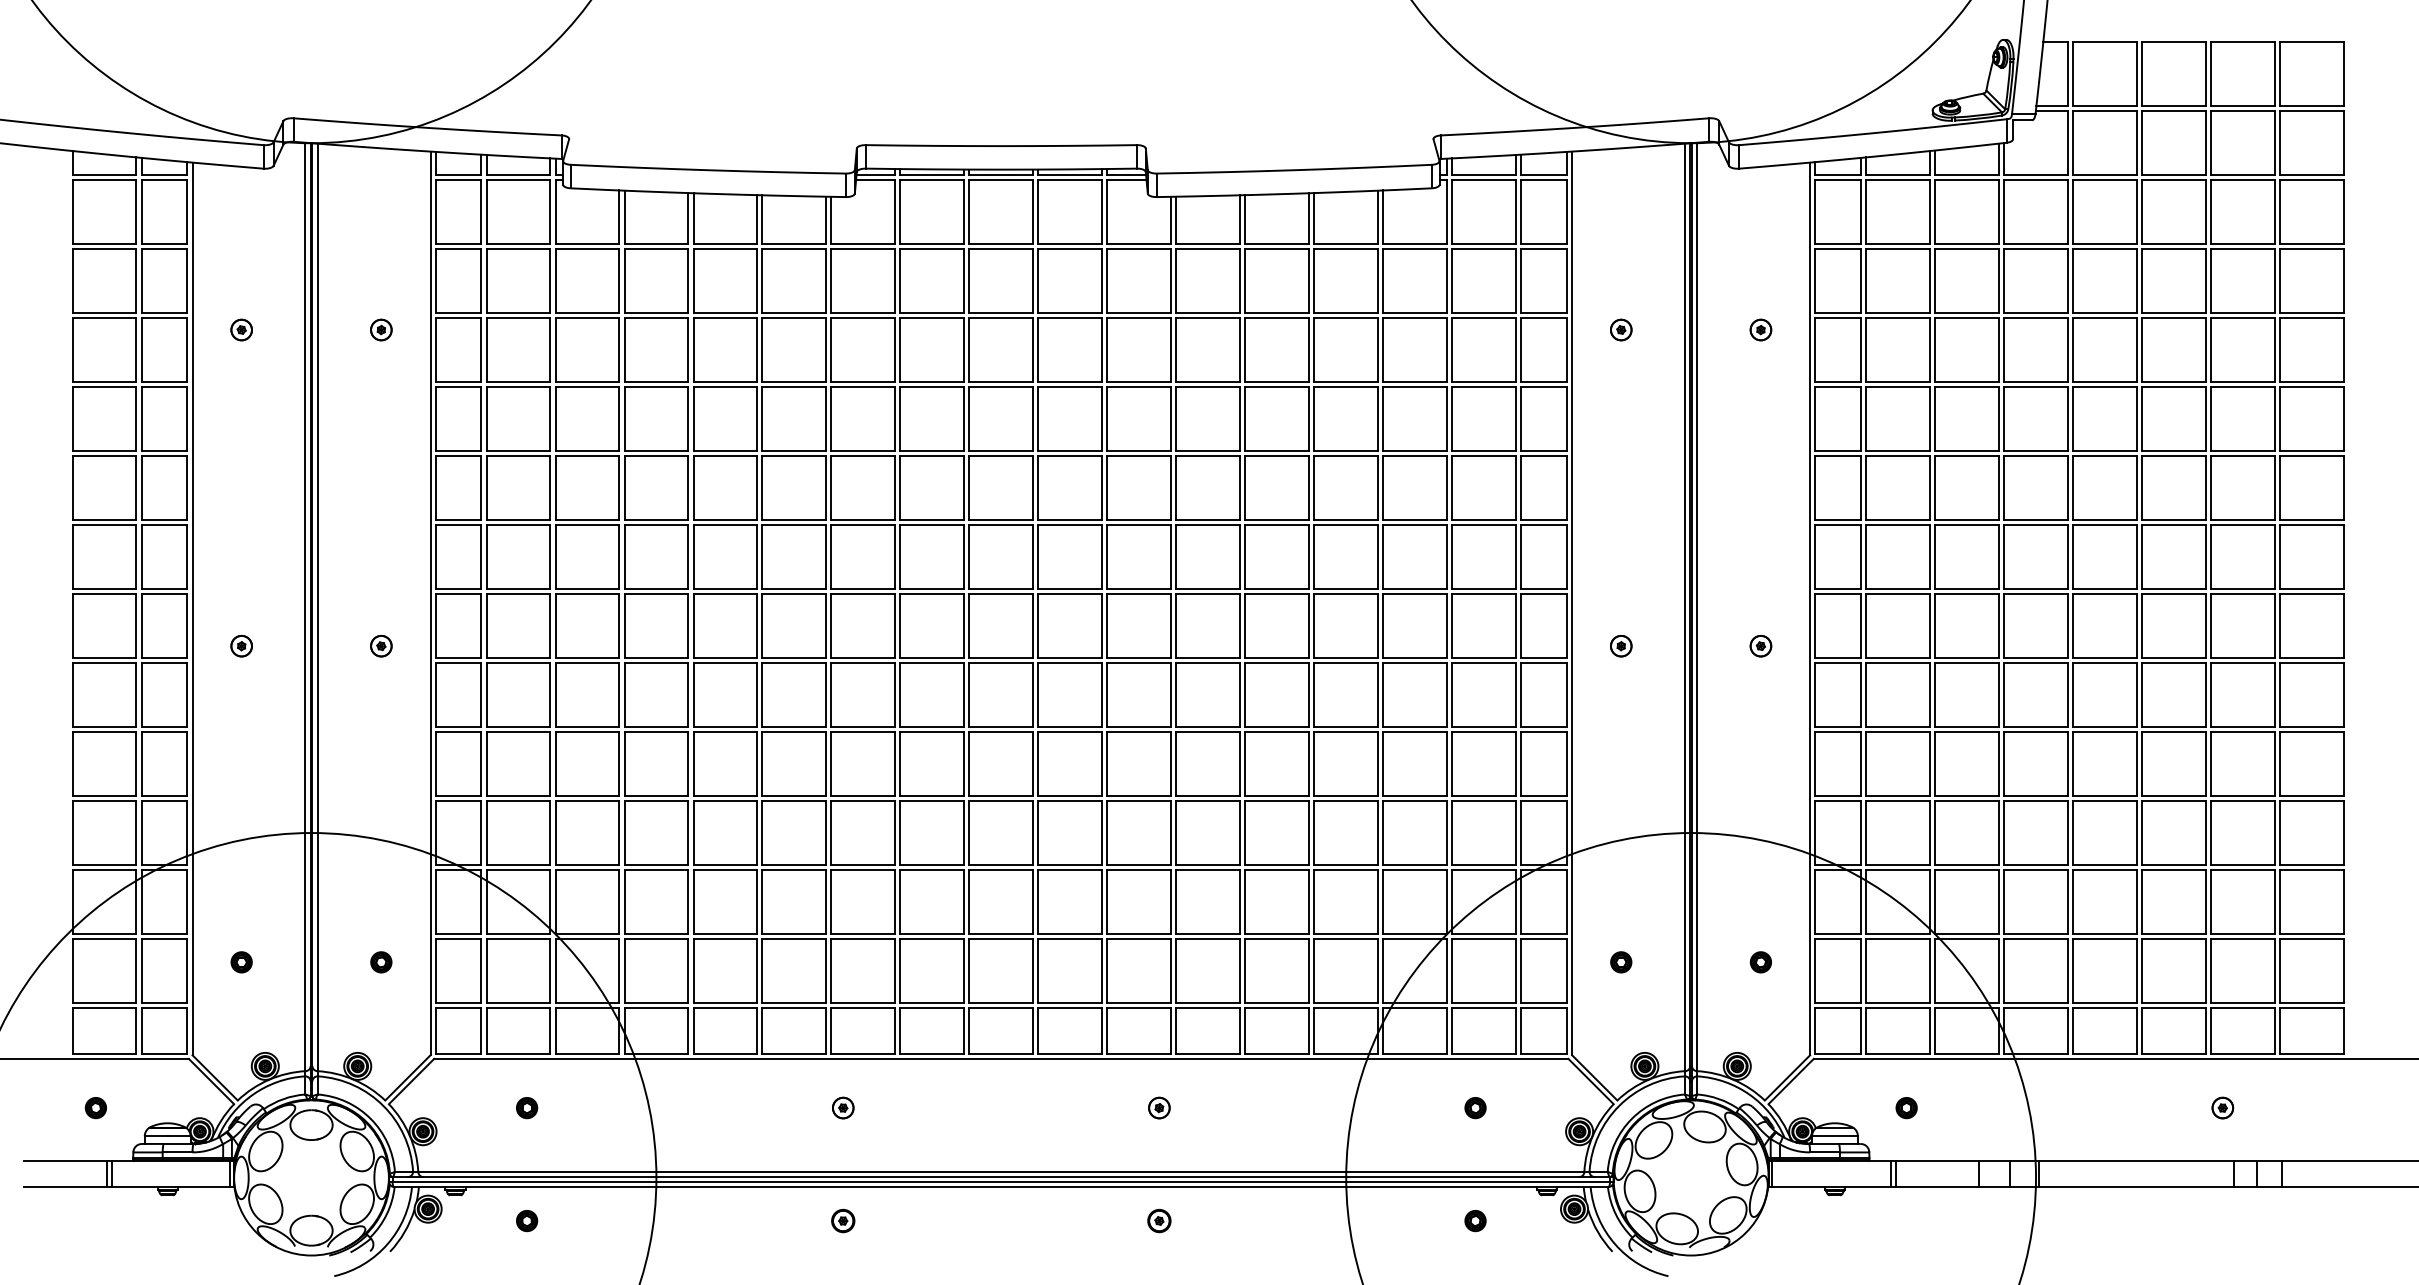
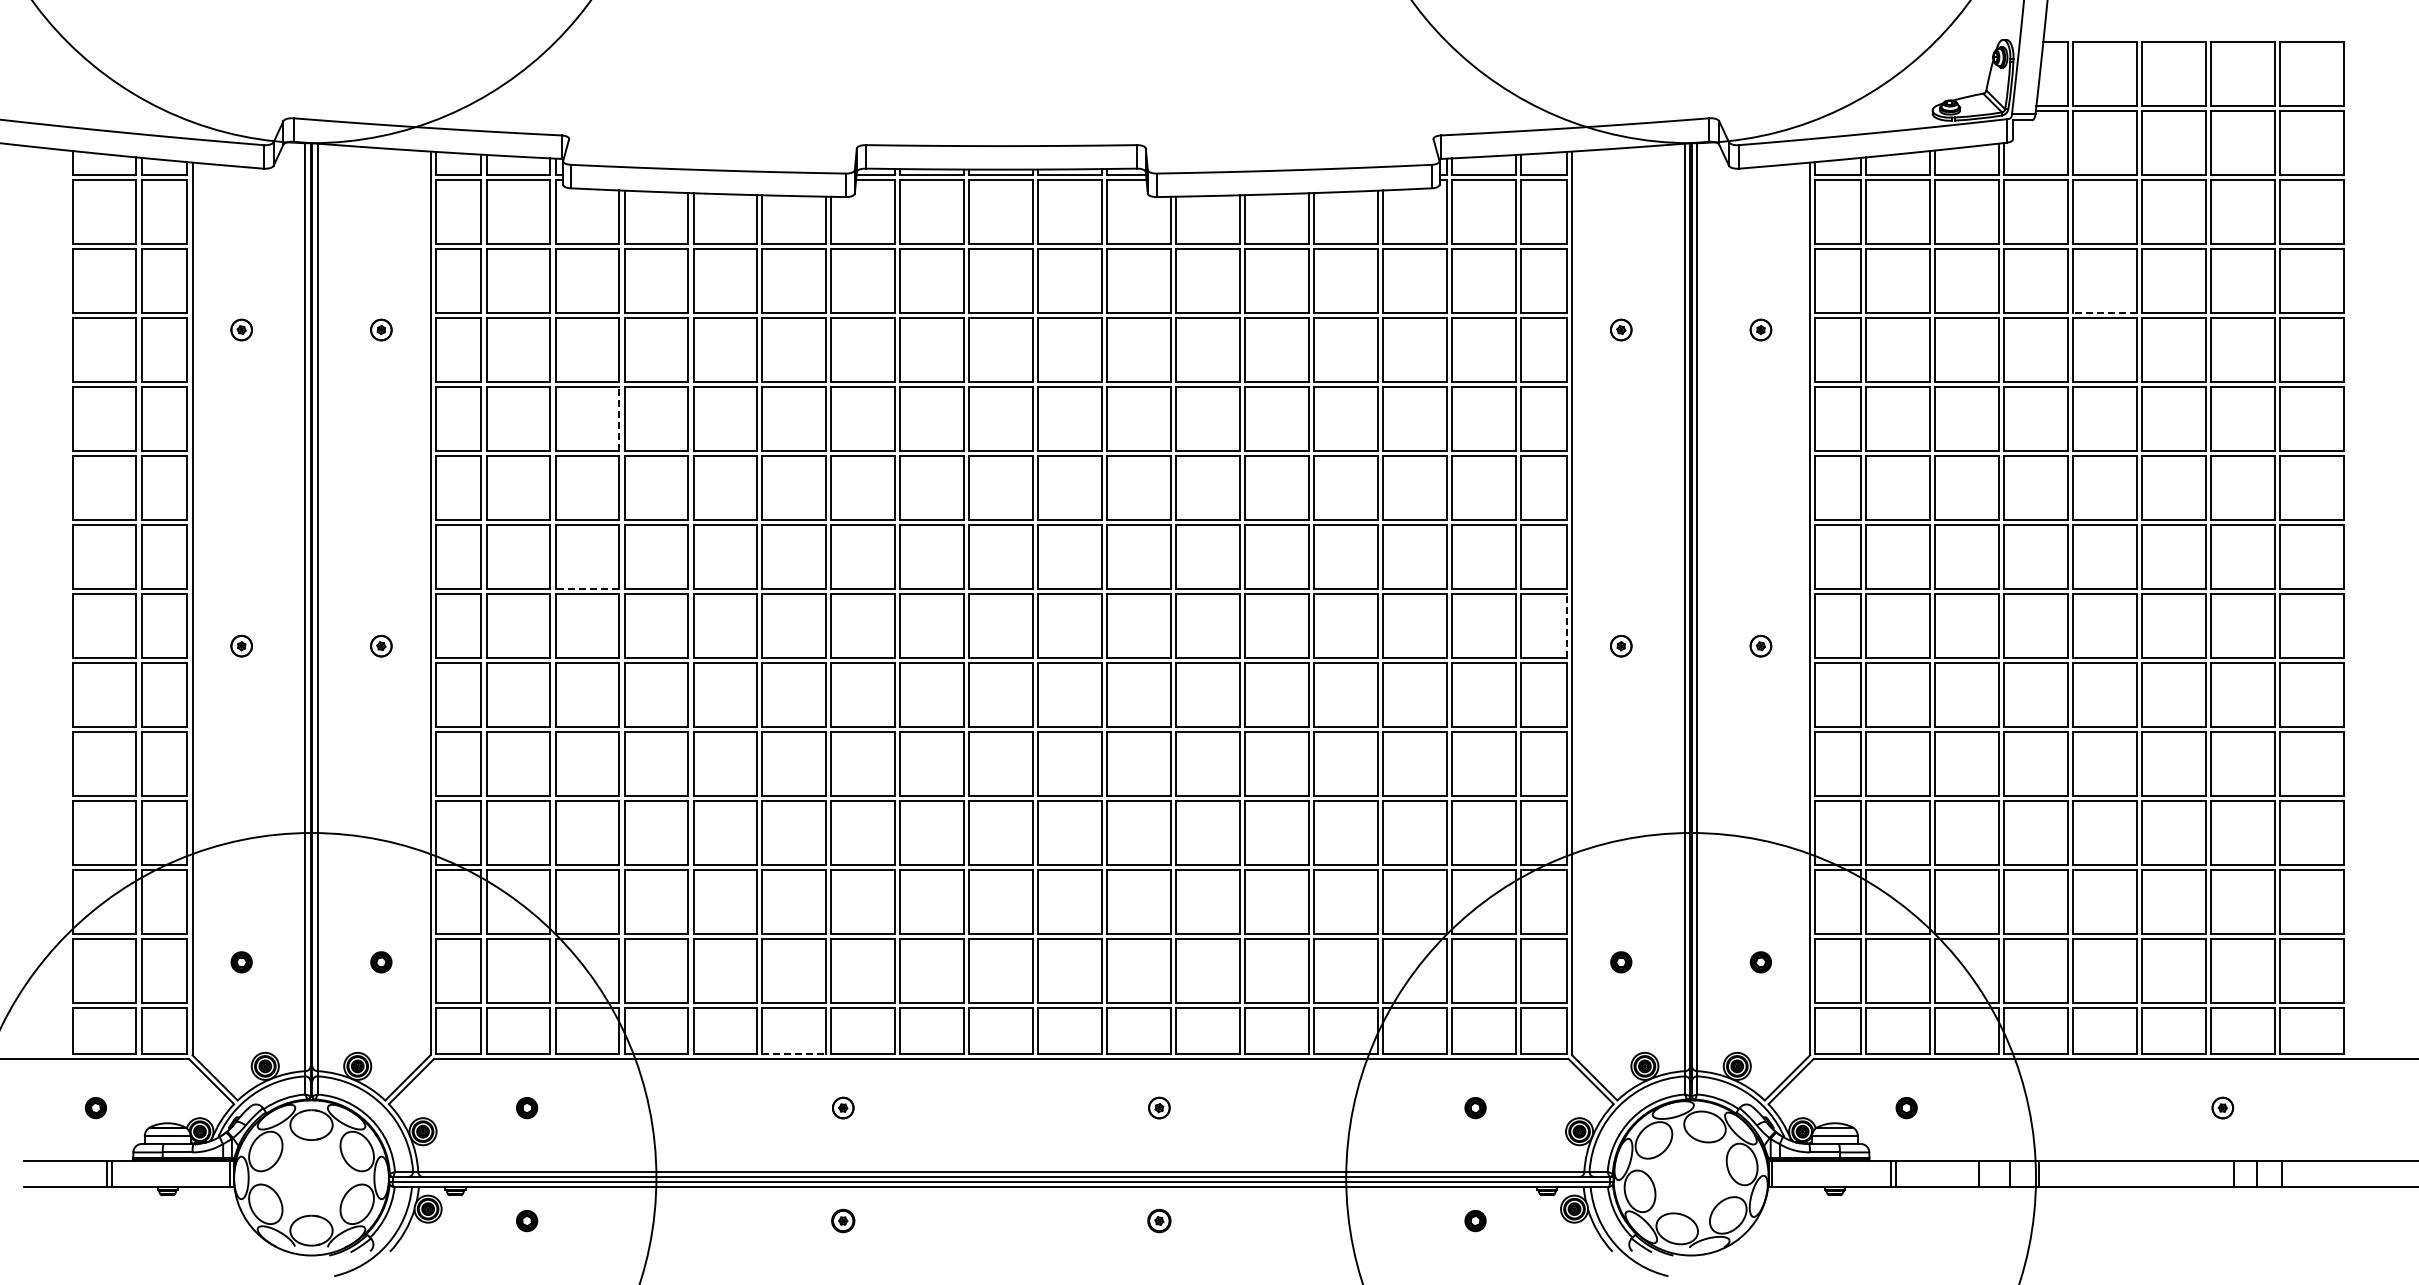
line: solid -> dashed (2104, 313)
line: solid -> dashed (619, 419)
line: solid -> dashed (587, 589)
line: solid -> dashed (1566, 626)
line: solid -> dashed (794, 1053)
